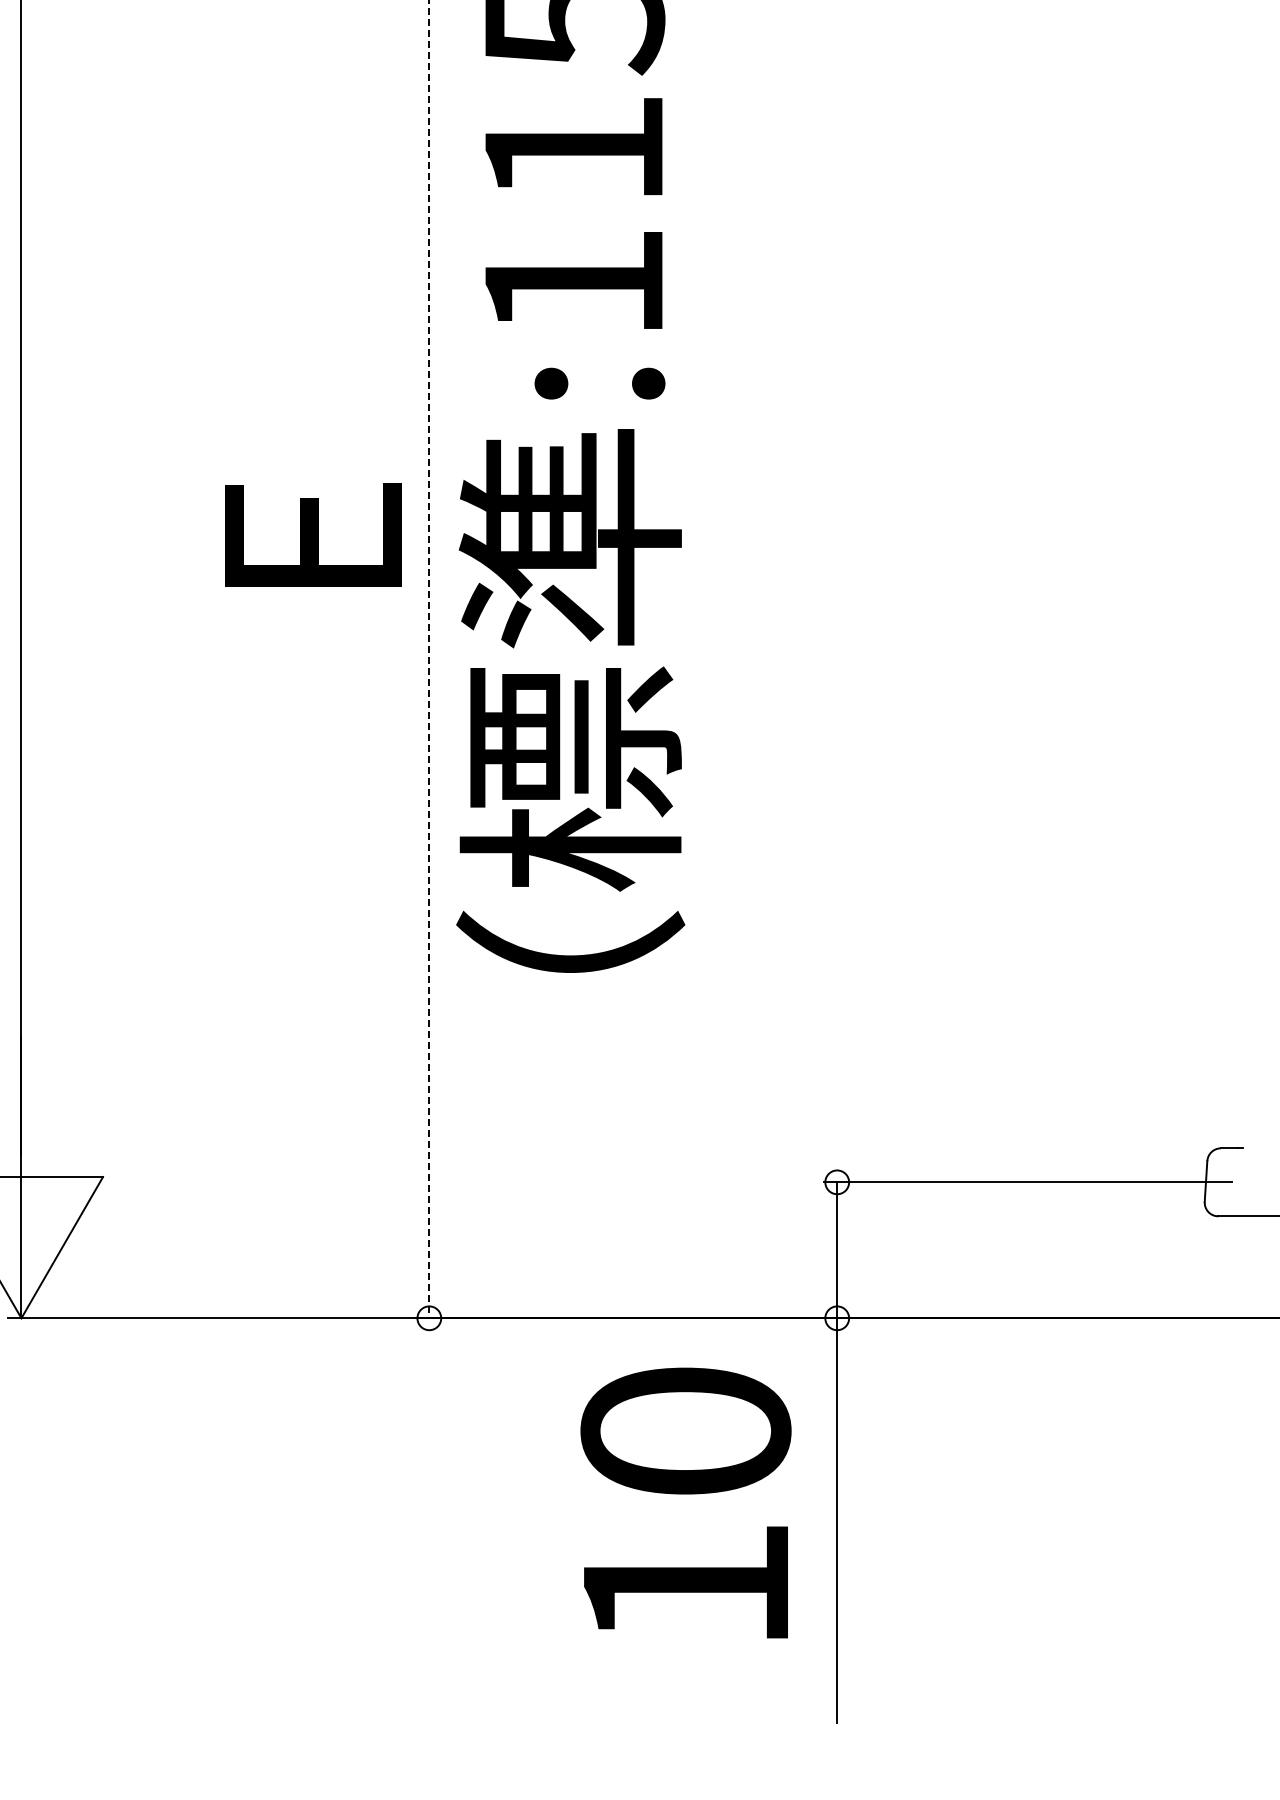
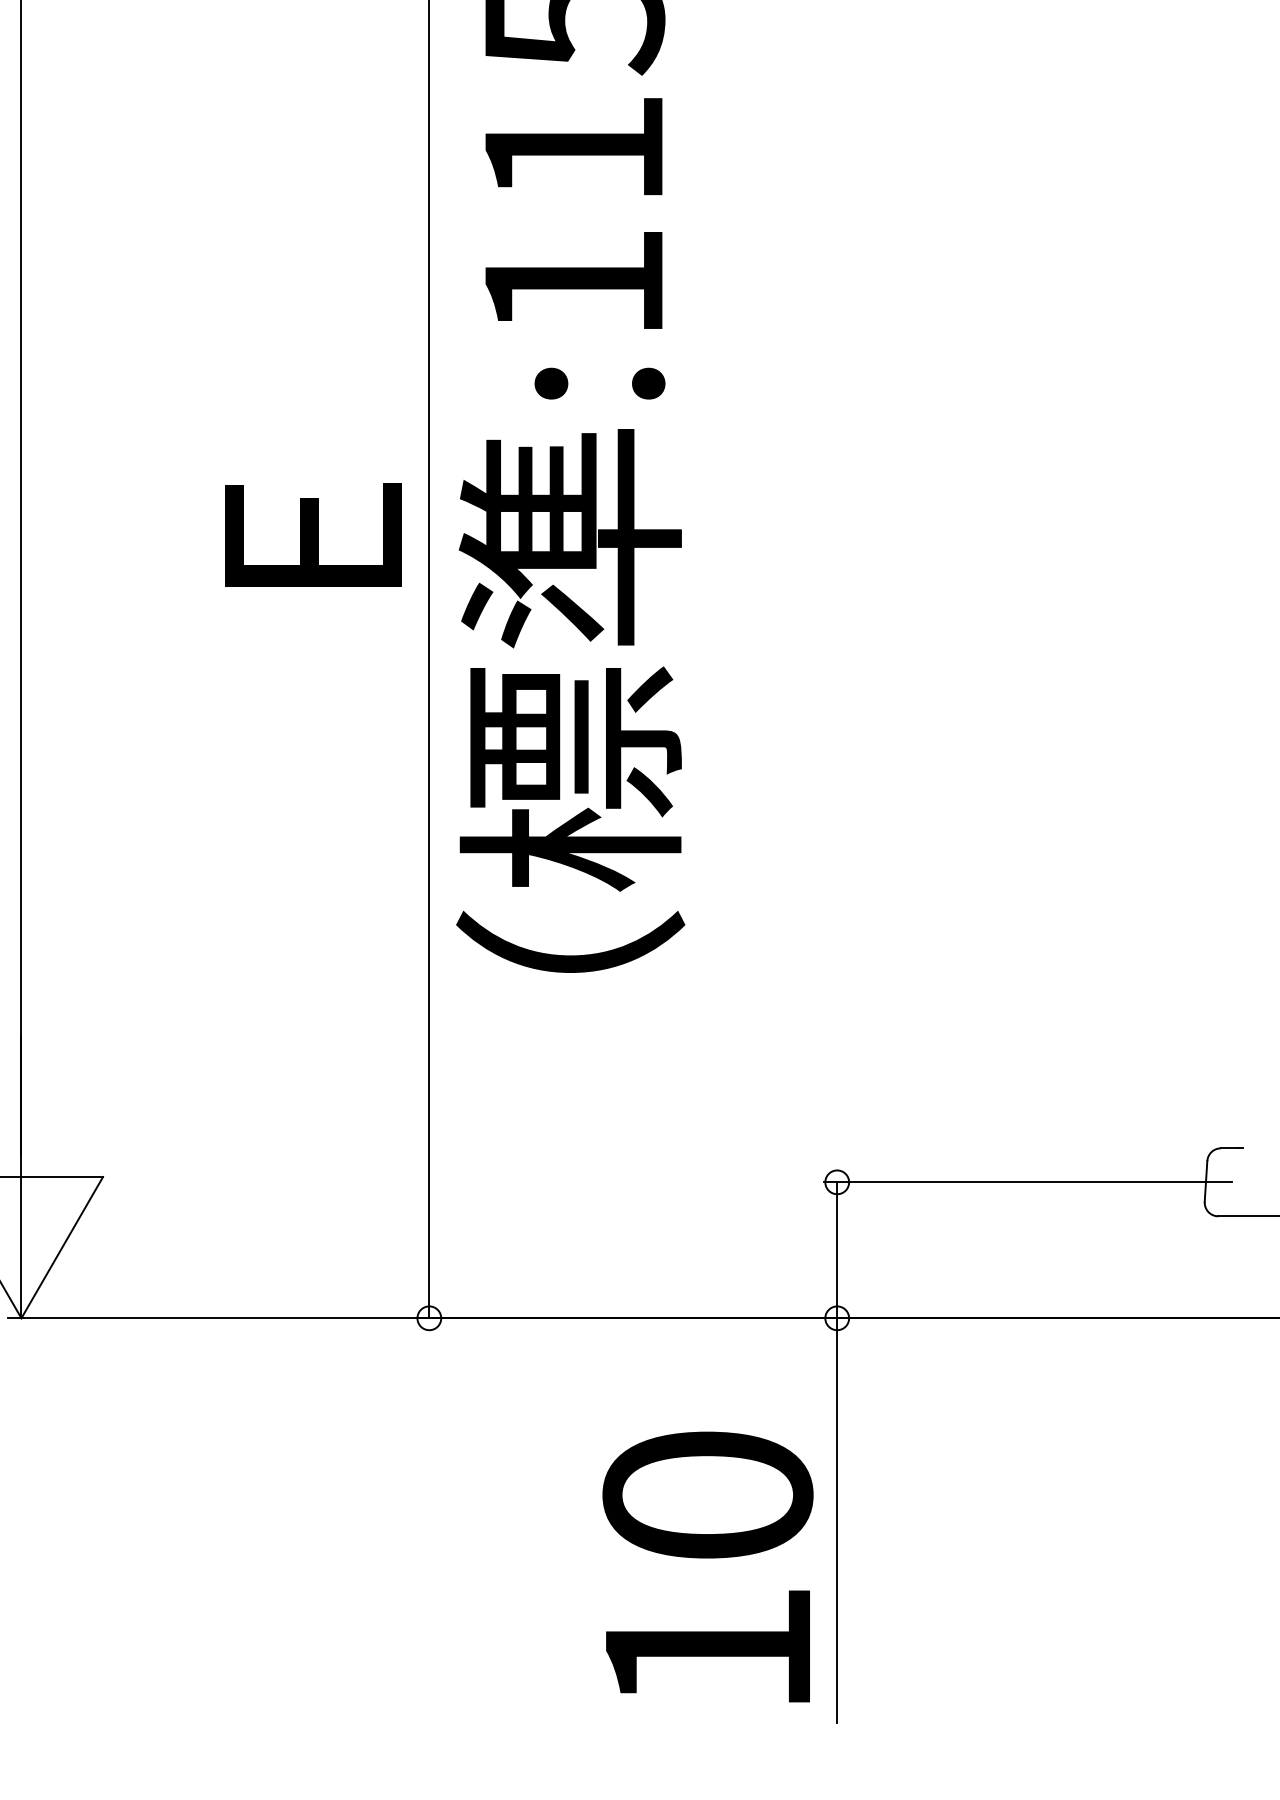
line: dashed -> solid (429, 659)
text position: (685, 1502) -> (707, 1566) (707, 1566)
